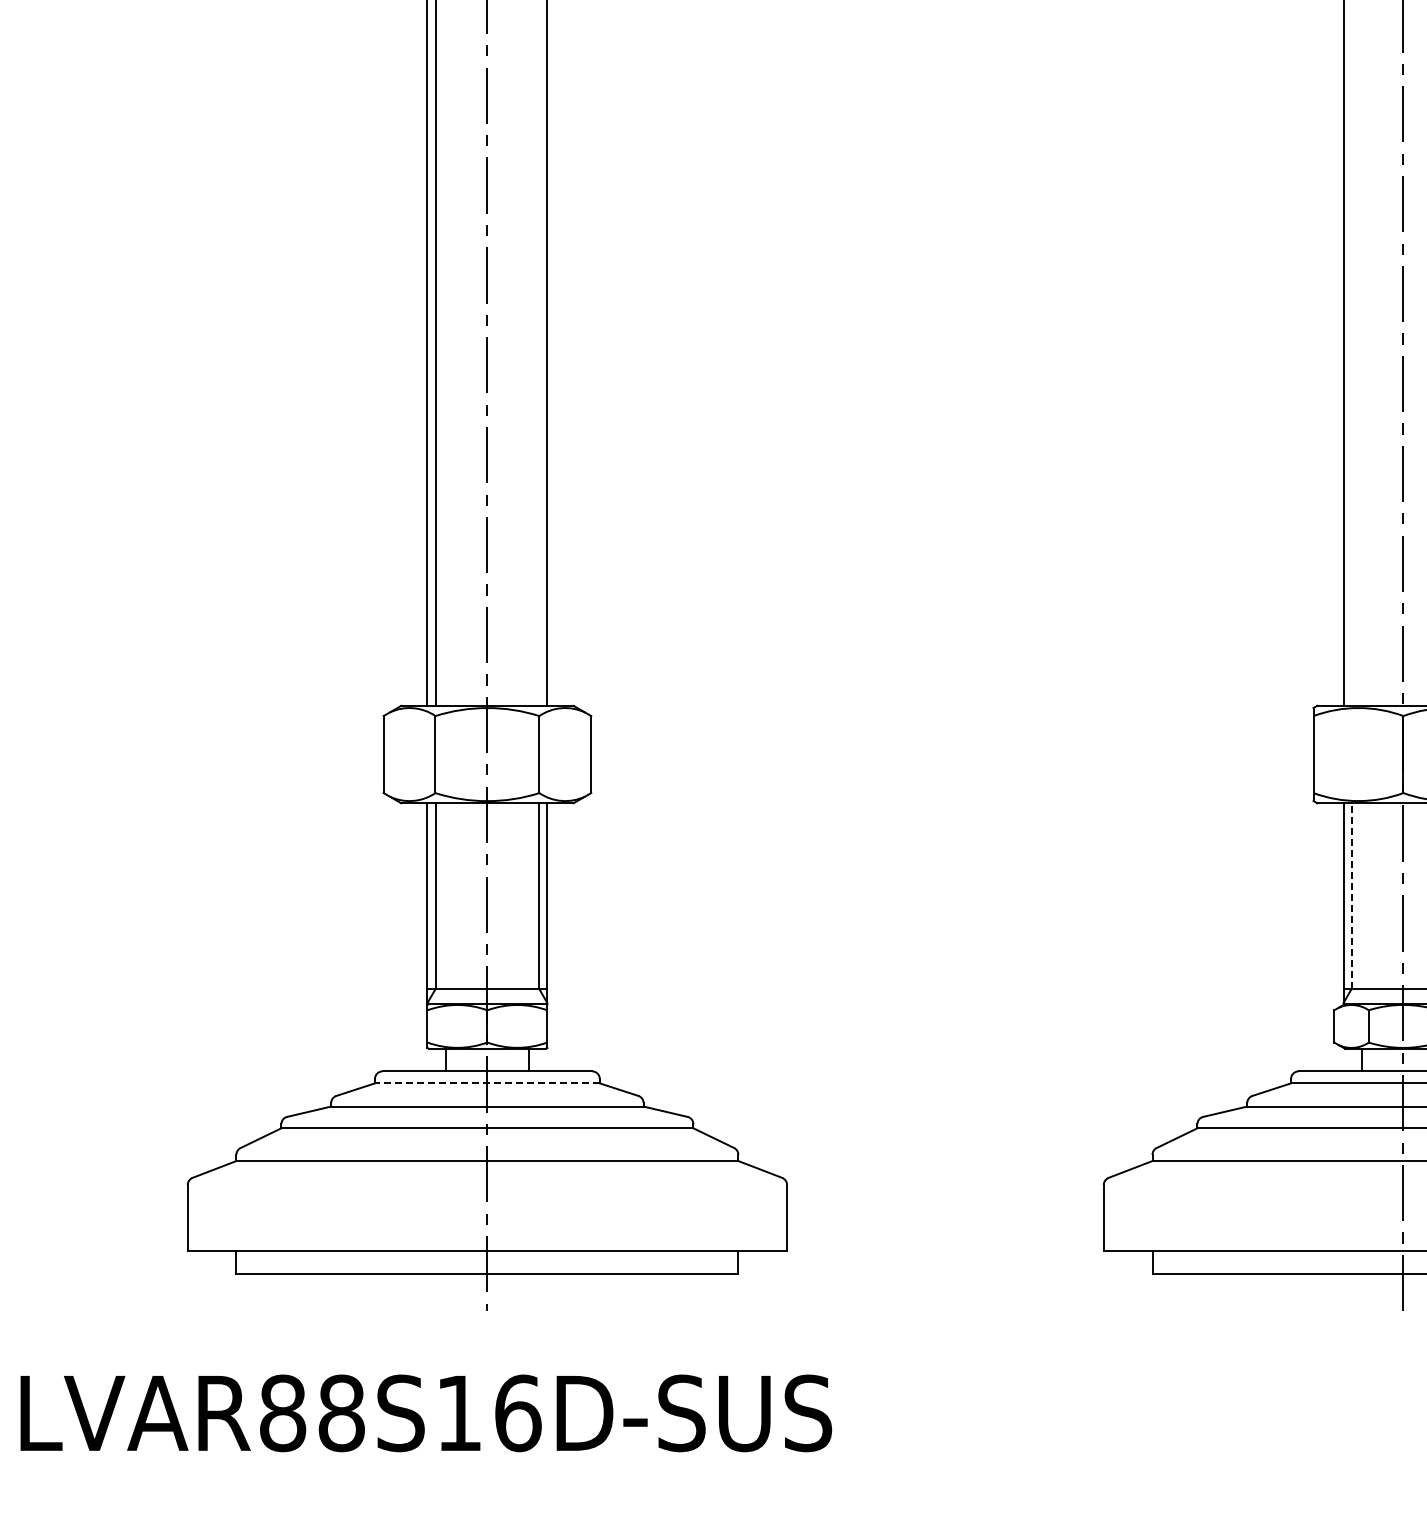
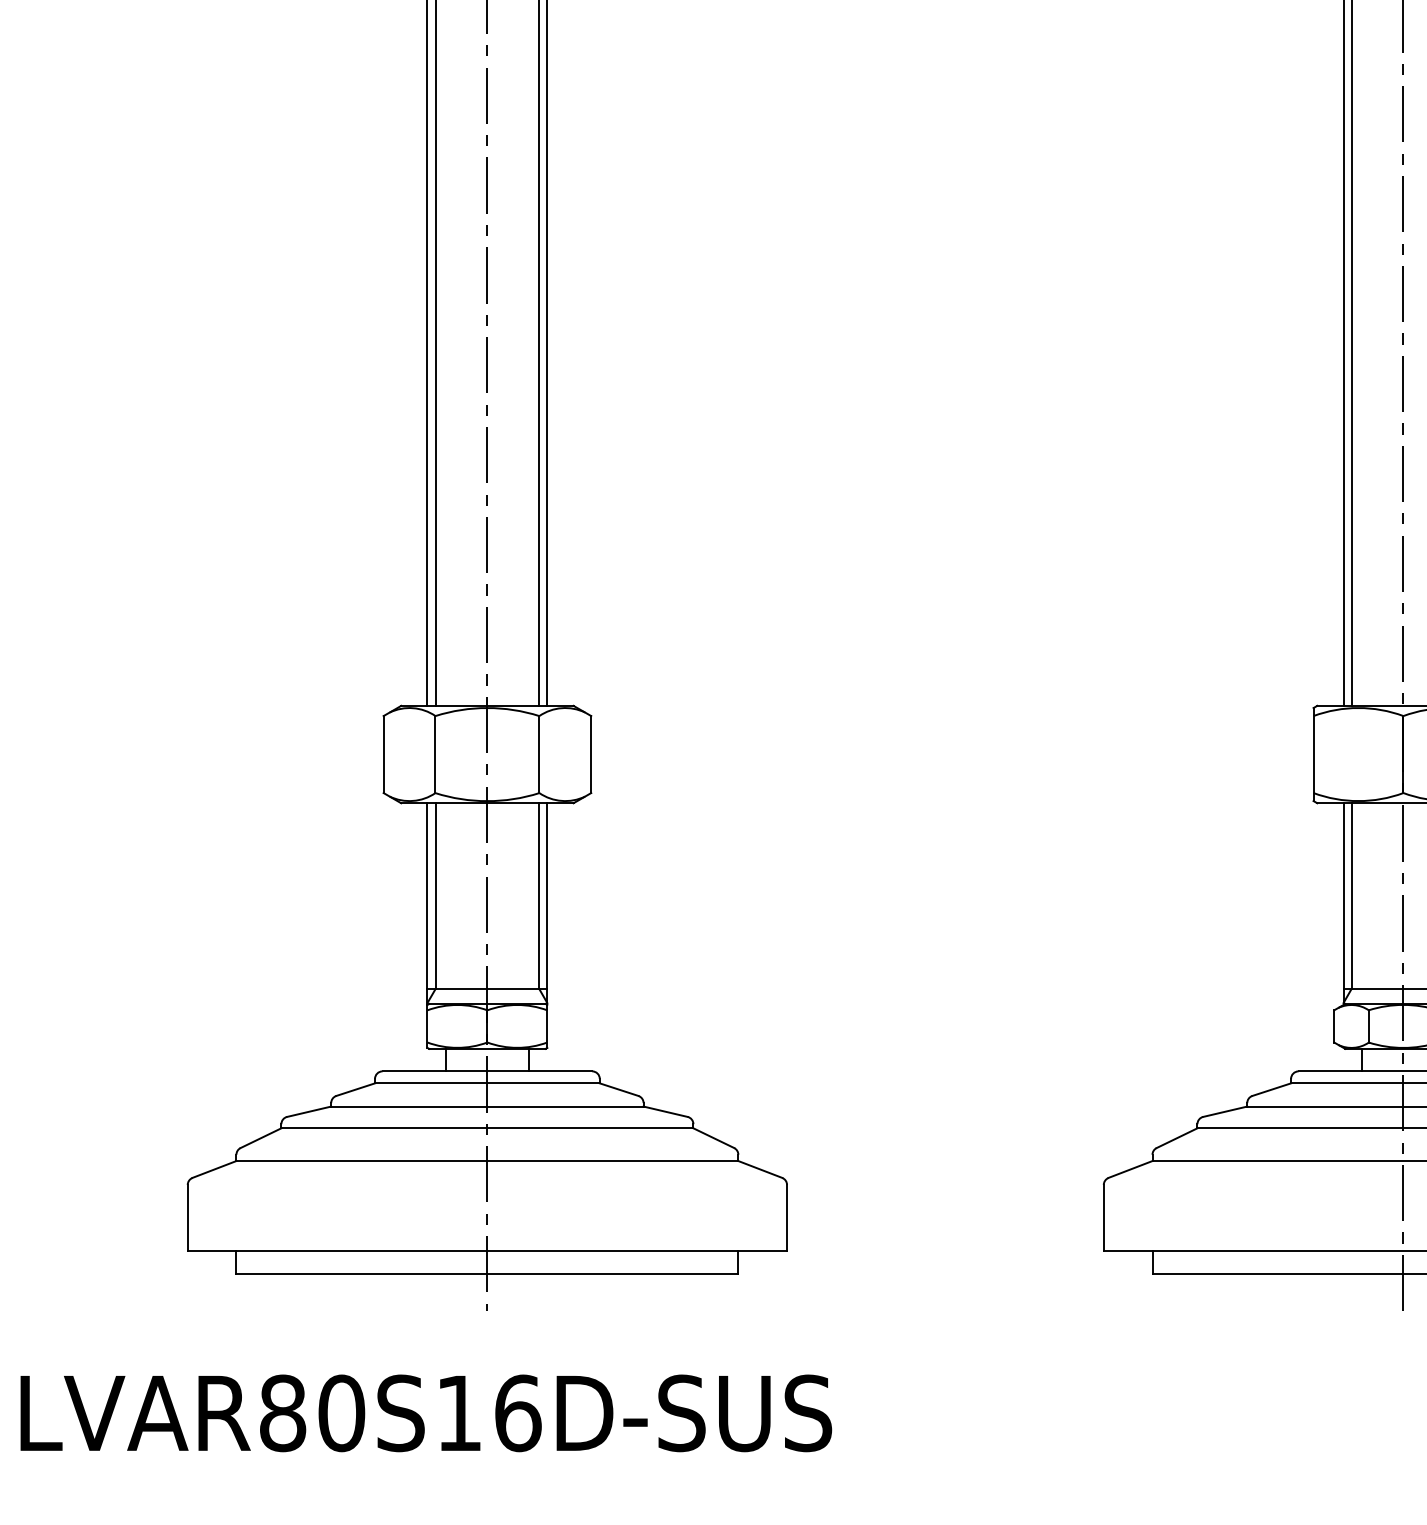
line: none -> present (539, 353)
line: none -> present (1351, 353)
line: dashed -> solid (1351, 896)
line: dashed -> solid (486, 1083)
text: LVAR88S16D-SUS -> LVAR80S16D-SUS (341, 1412)
